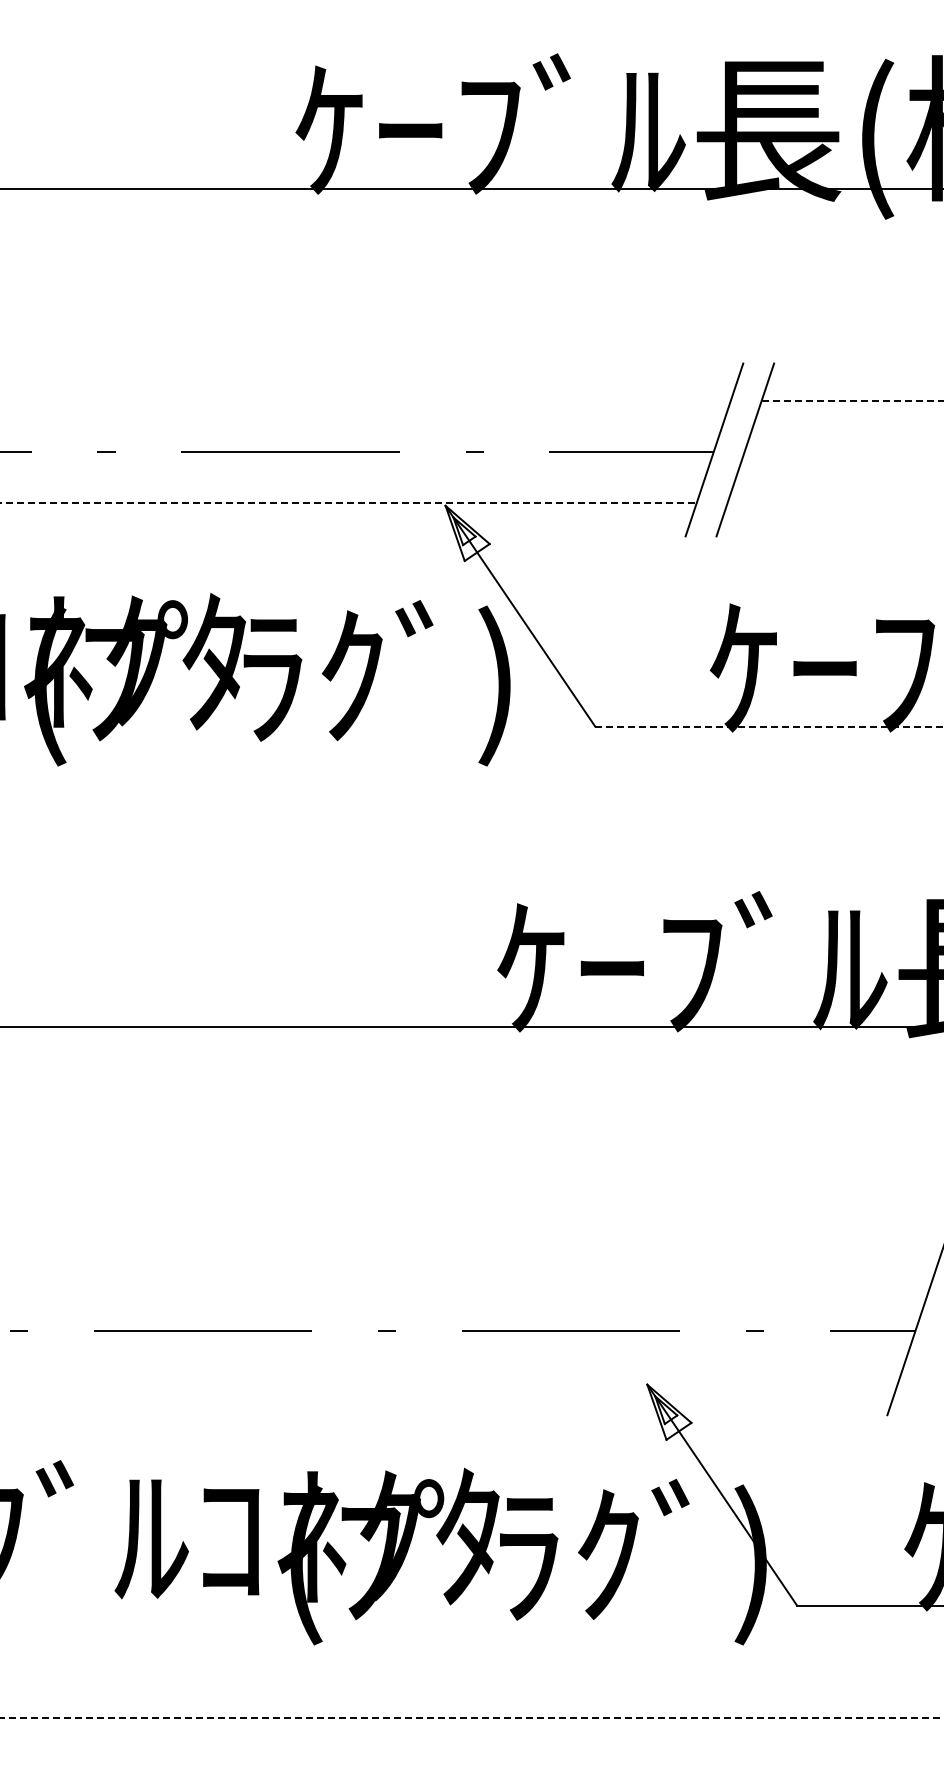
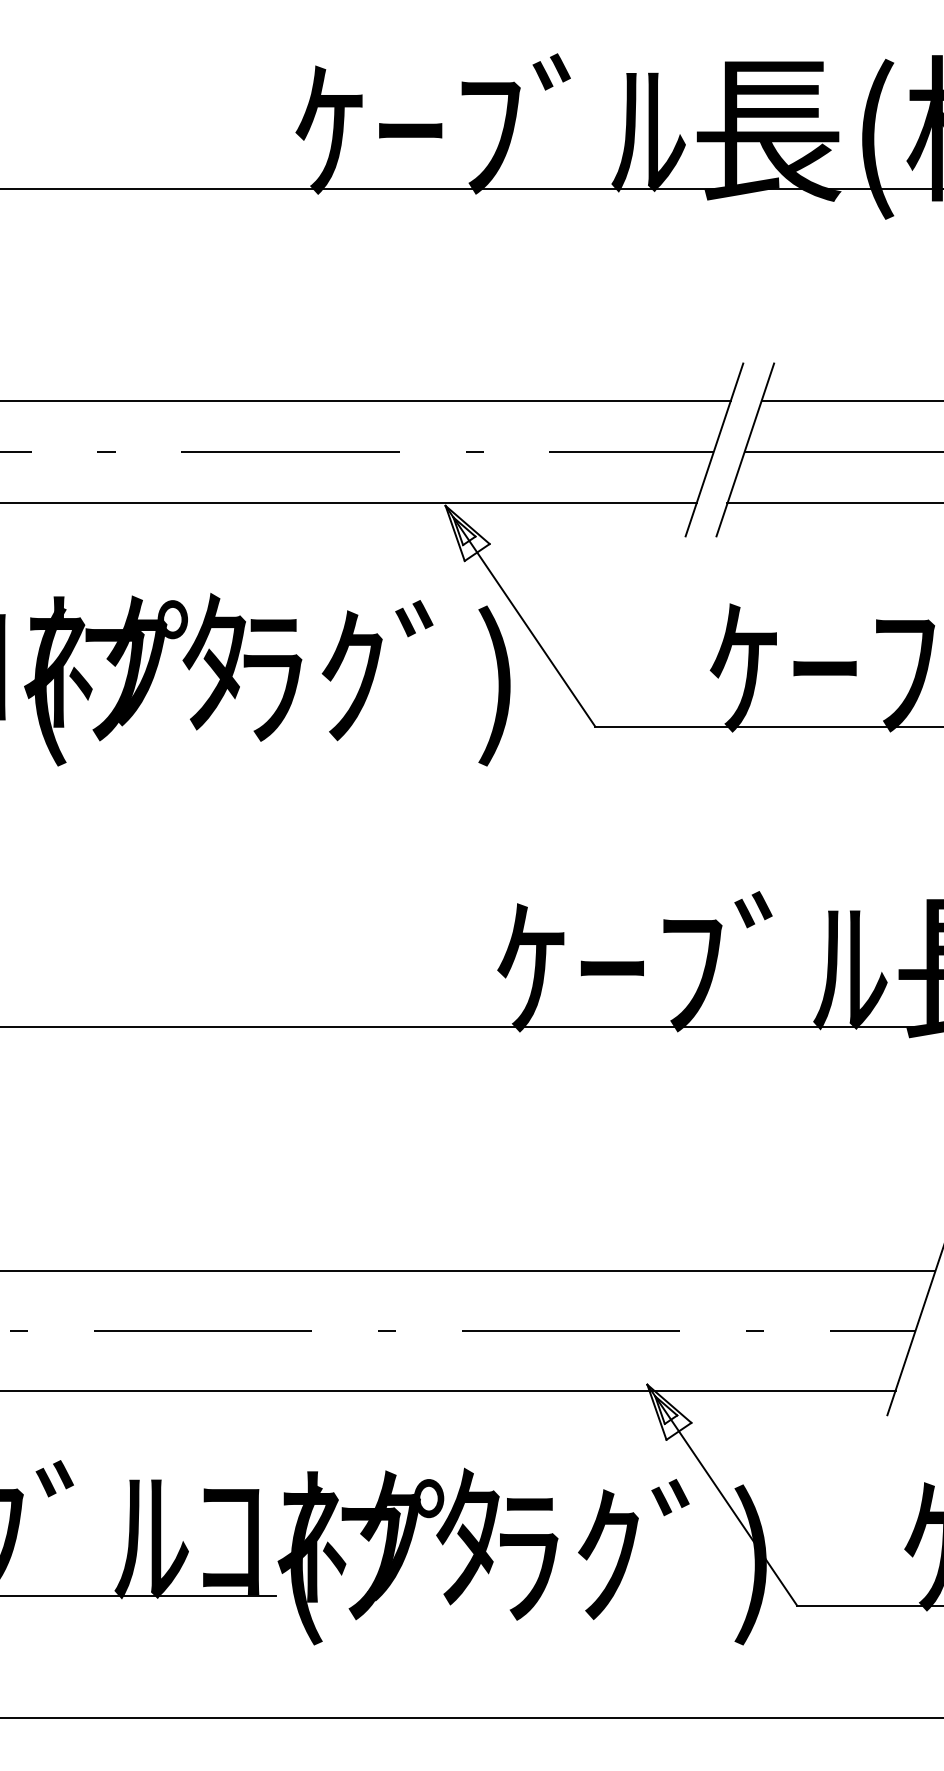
line: none -> present (366, 401)
line: dashed -> solid (853, 401)
line: none -> present (842, 452)
line: dashed -> solid (348, 503)
line: none -> present (833, 503)
line: dashed -> solid (769, 726)
line: none -> present (468, 1271)
line: none -> present (448, 1390)
line: none -> present (139, 1595)
line: dashed -> solid (471, 1717)
